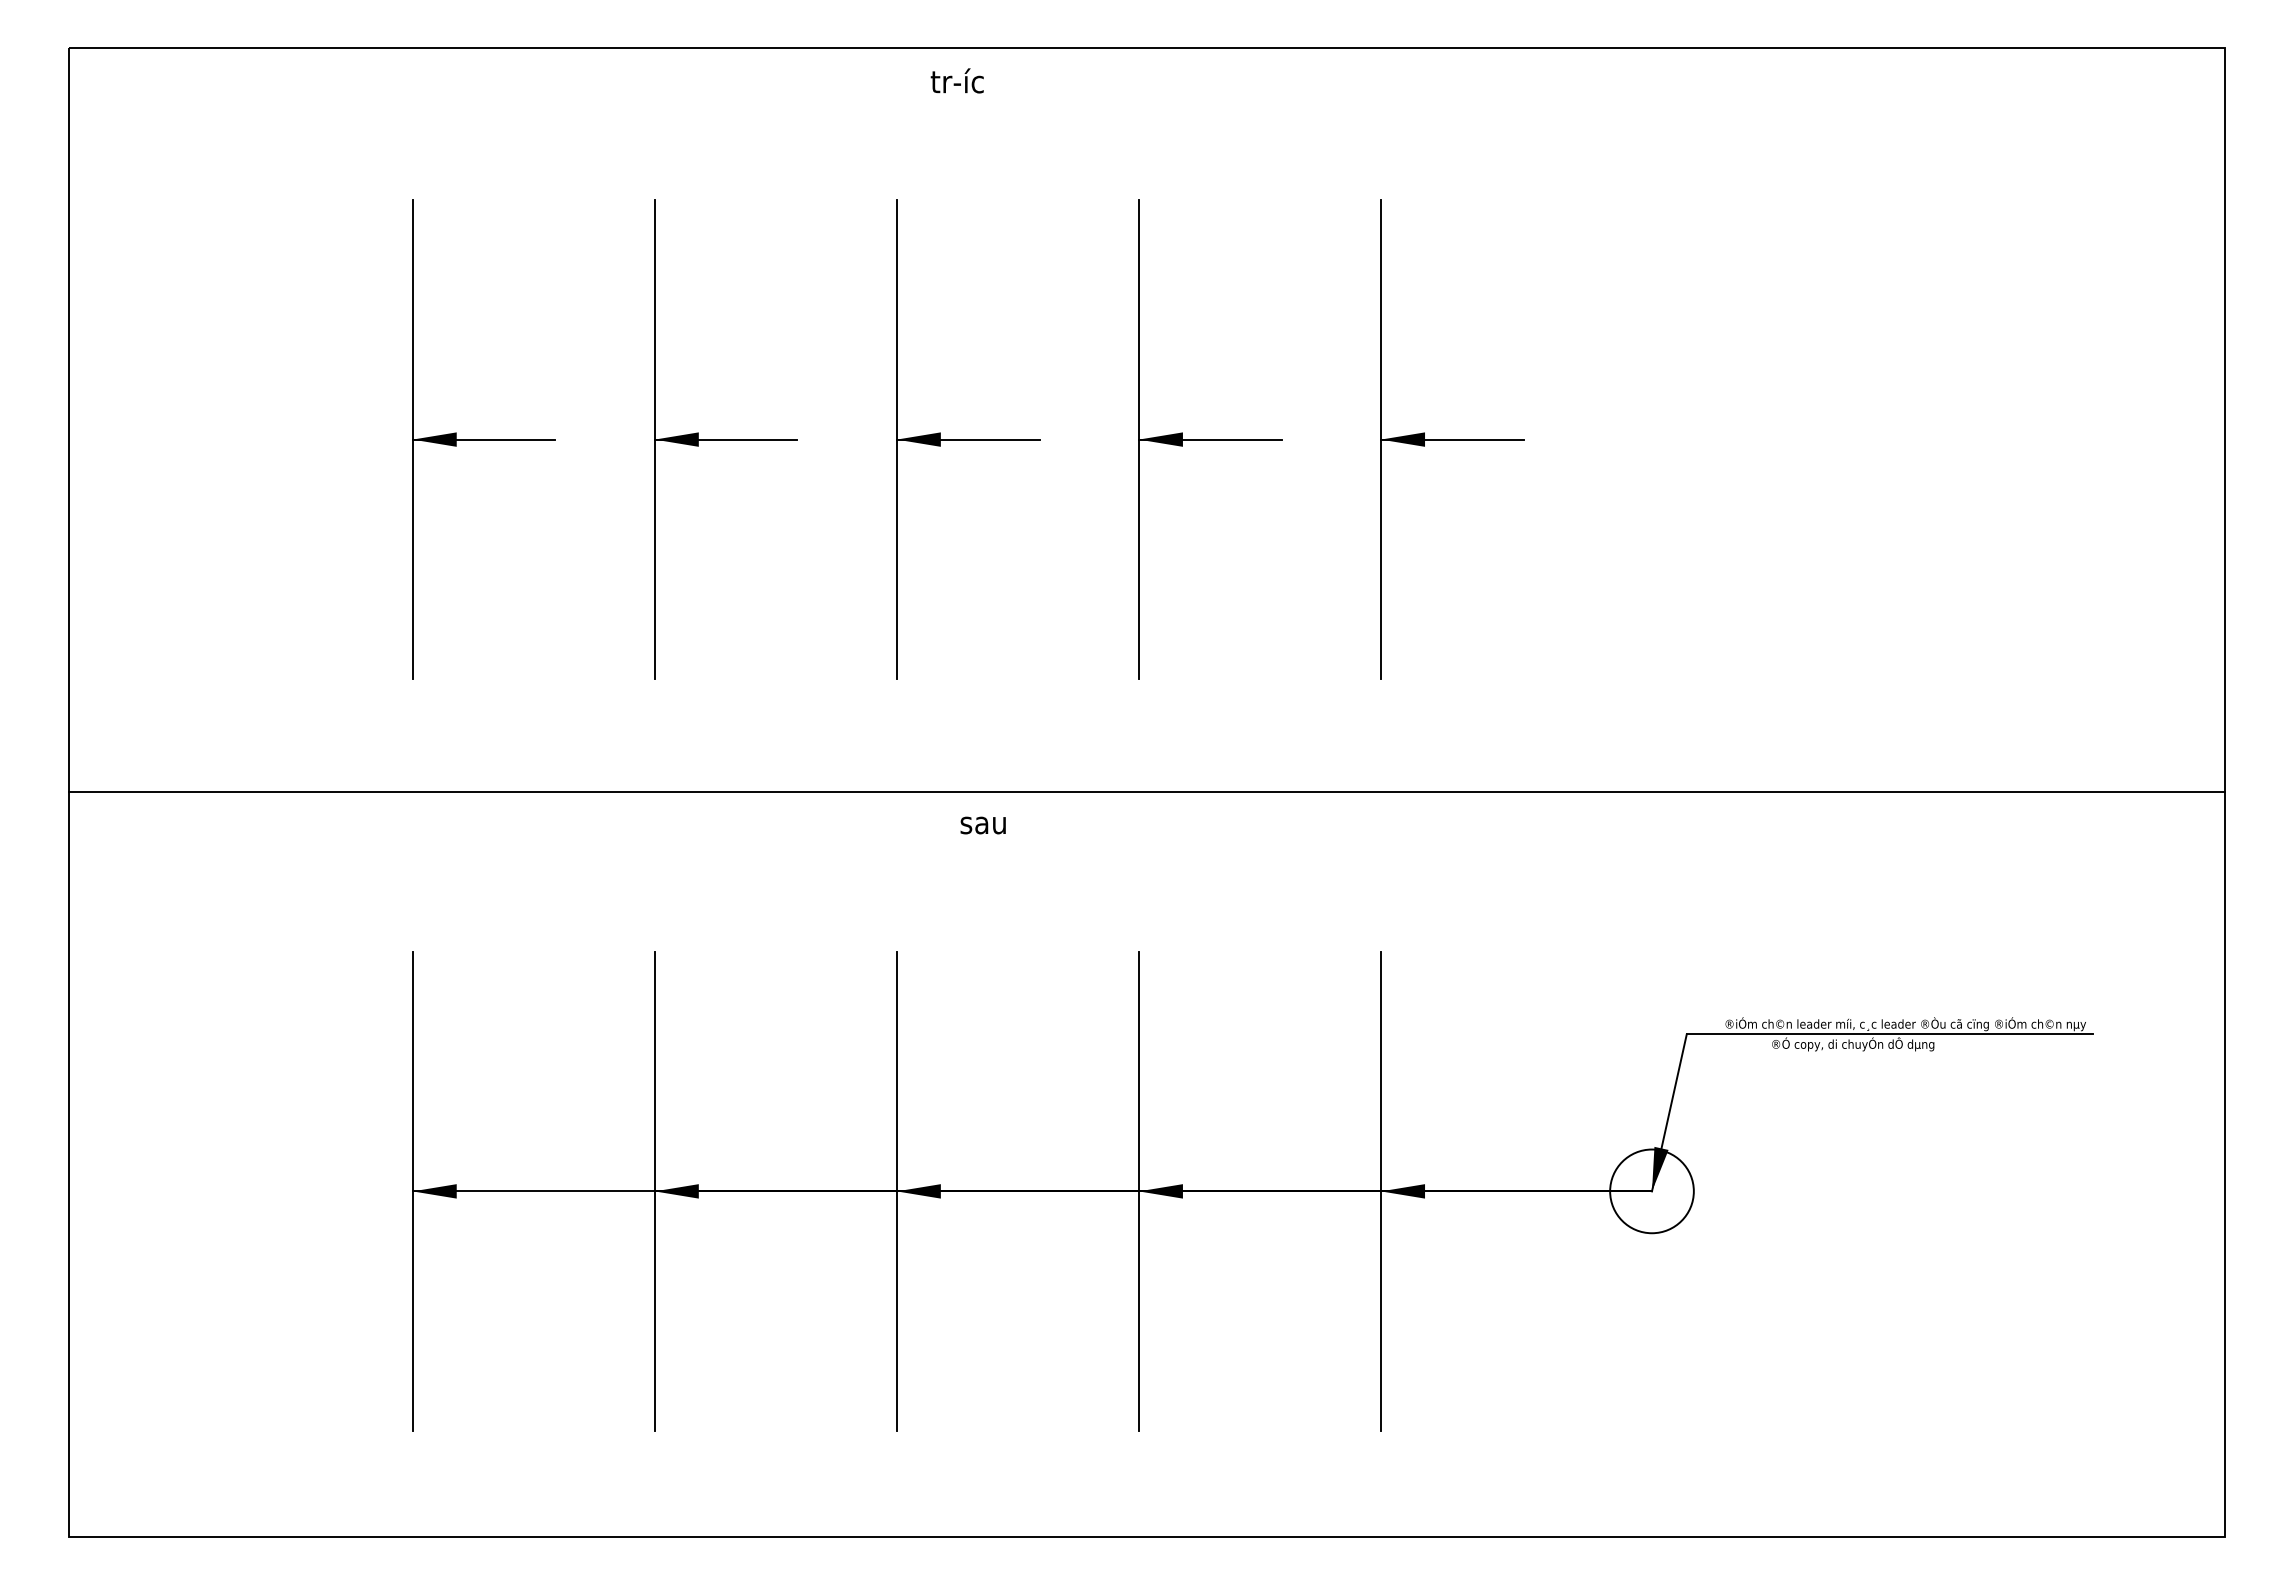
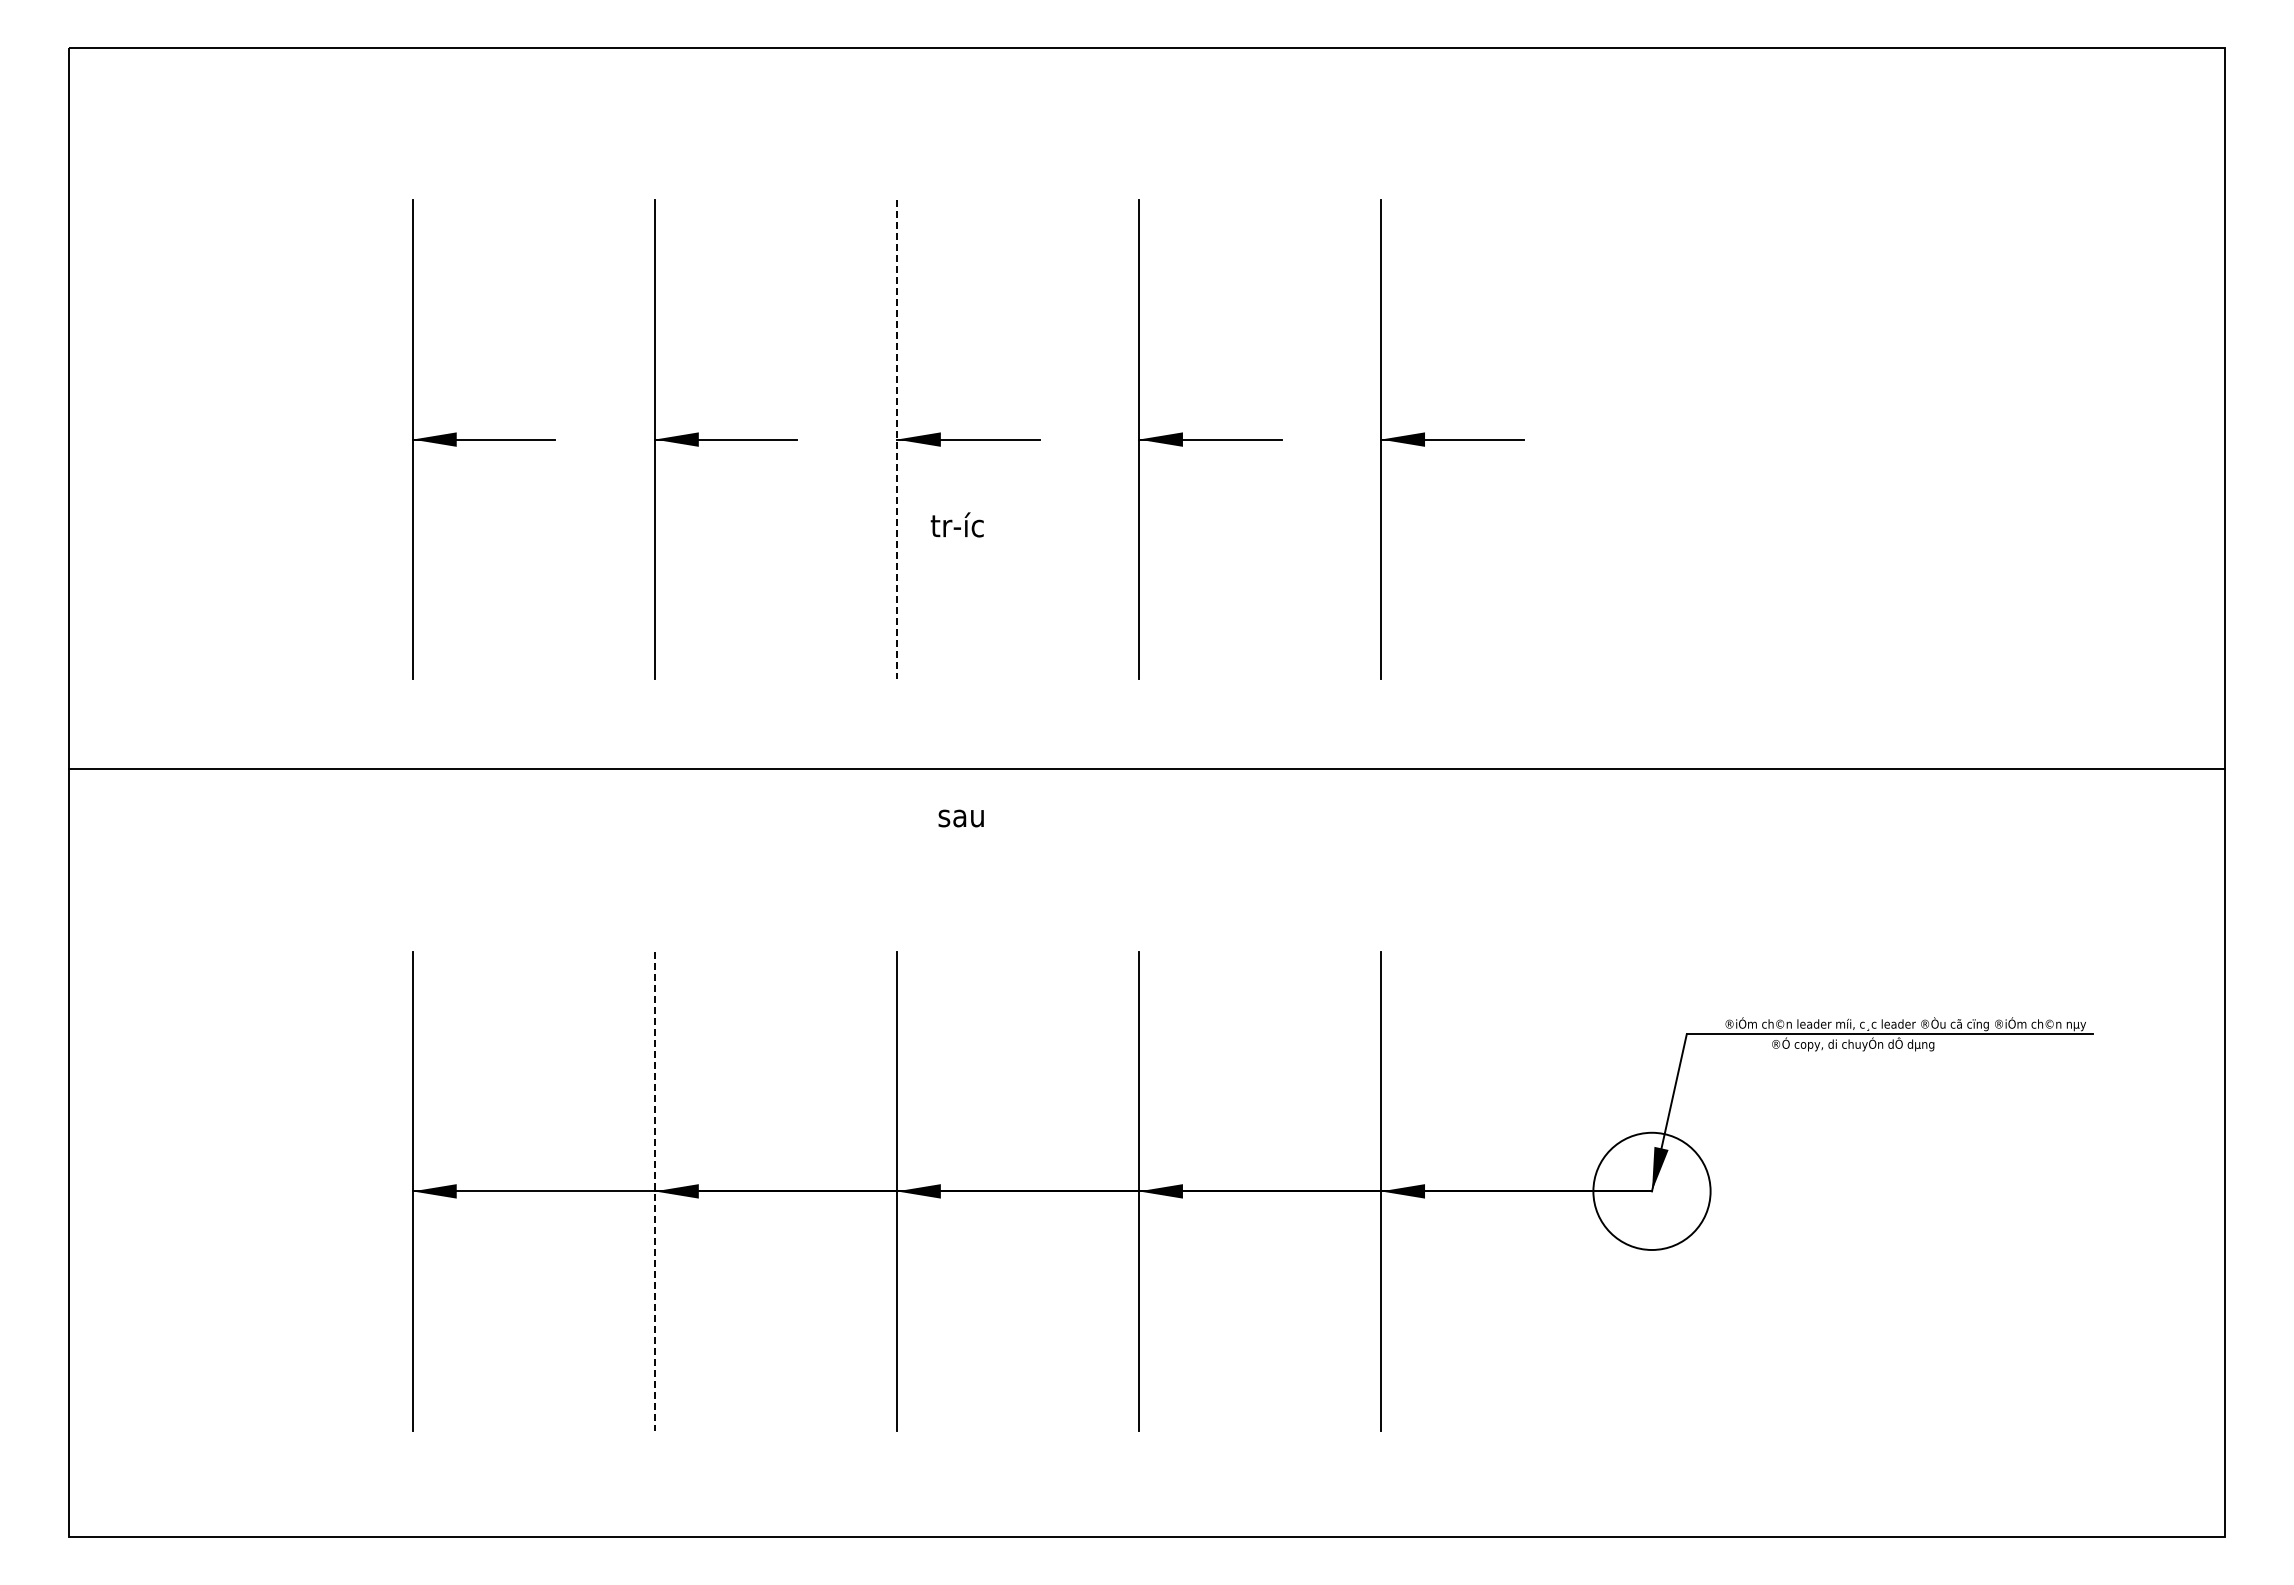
text position: (956, 80) -> (956, 524) (956, 524)
line: solid -> dashed (896, 439)
line position: (1146, 792) -> (1146, 769) (1146, 769)
text position: (982, 825) -> (960, 818) (960, 818)
line: solid -> dashed (654, 1191)
circle diameter: 84 px -> 117 px (1651, 1190)
